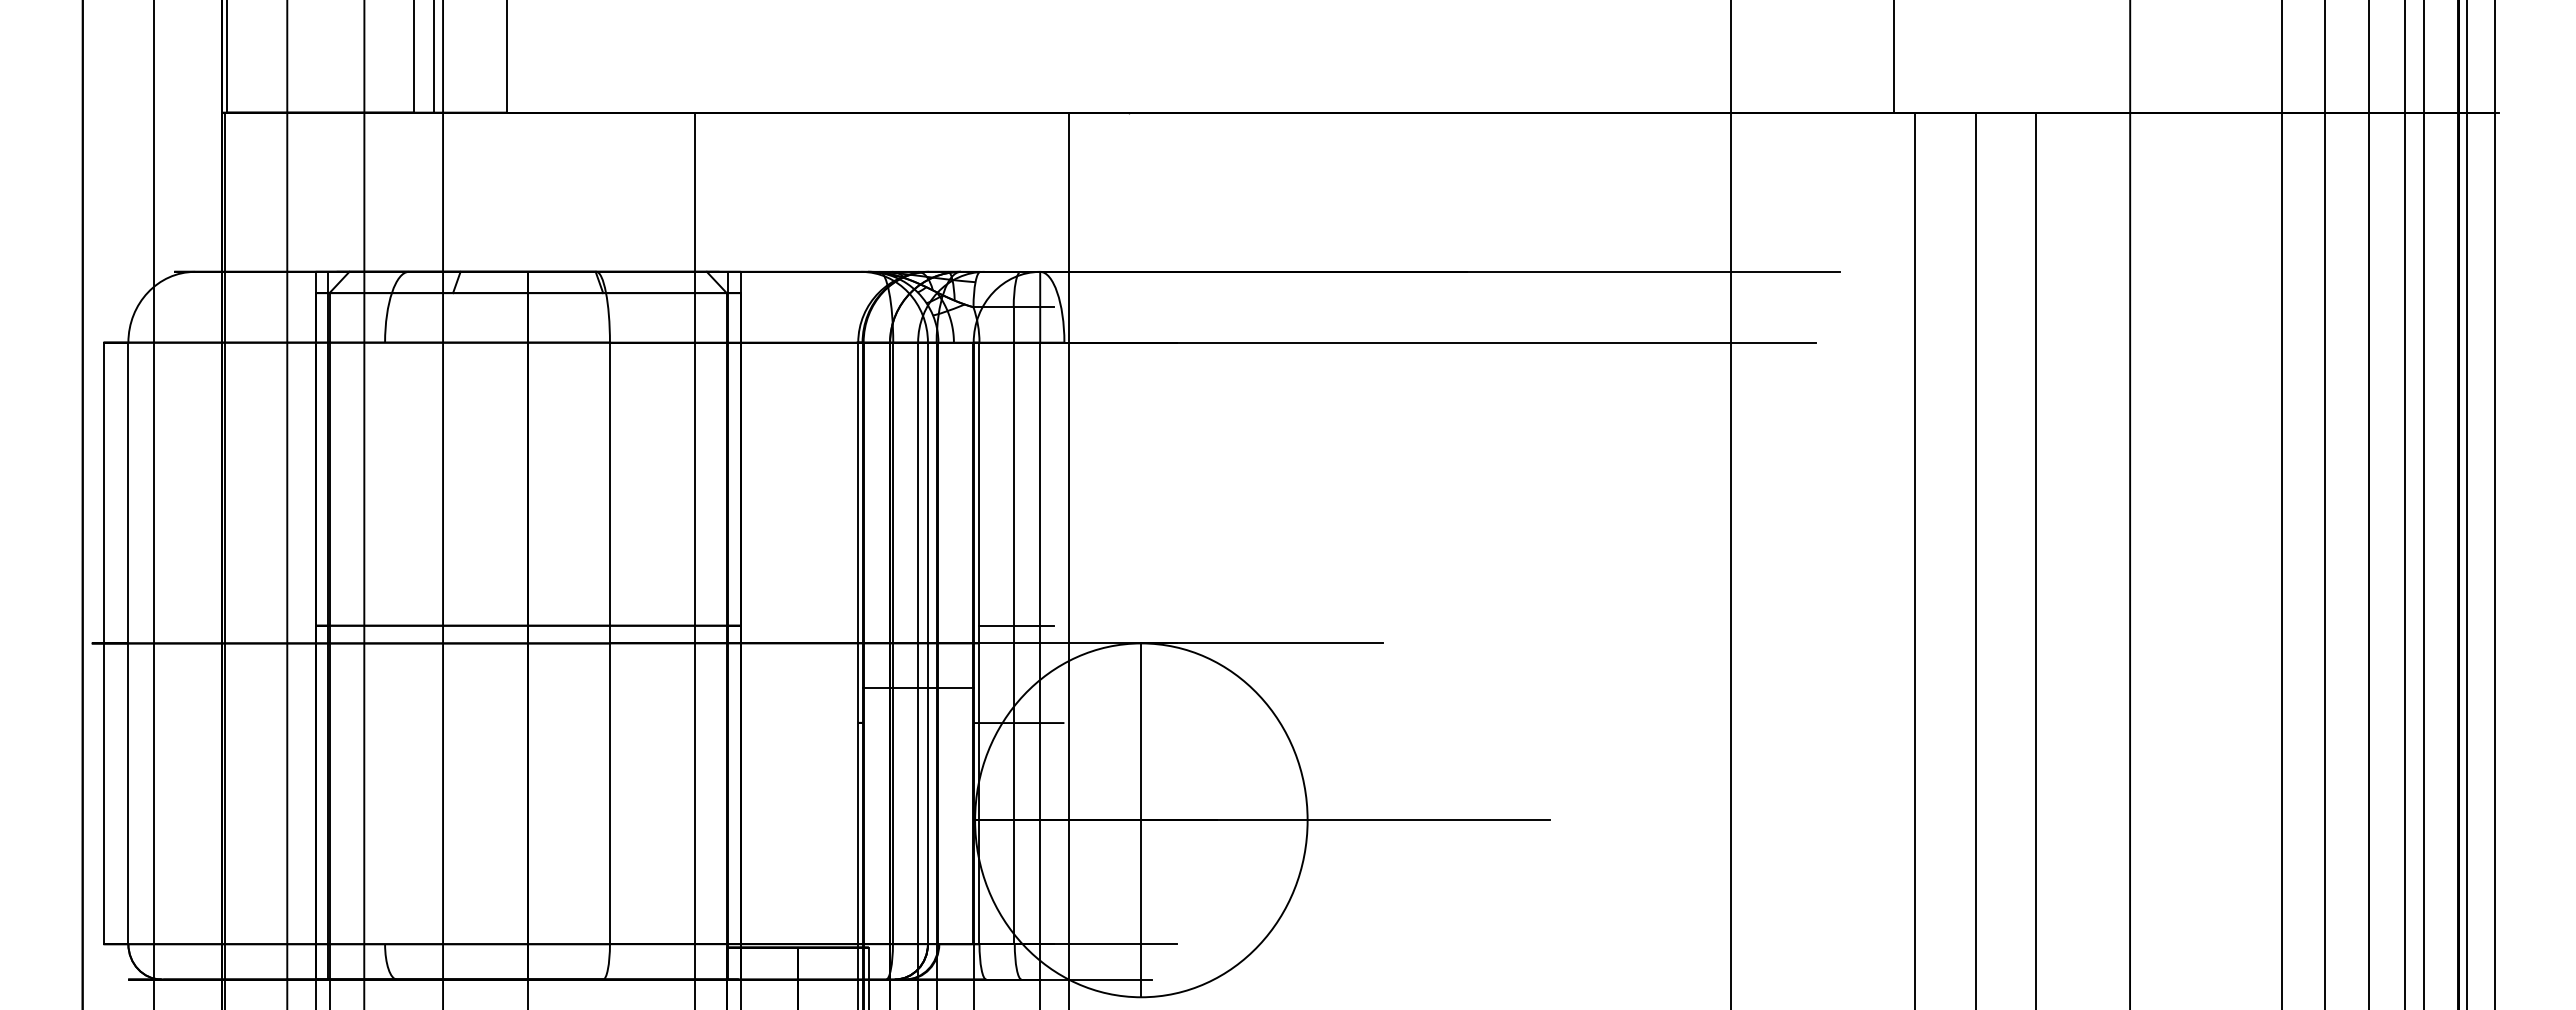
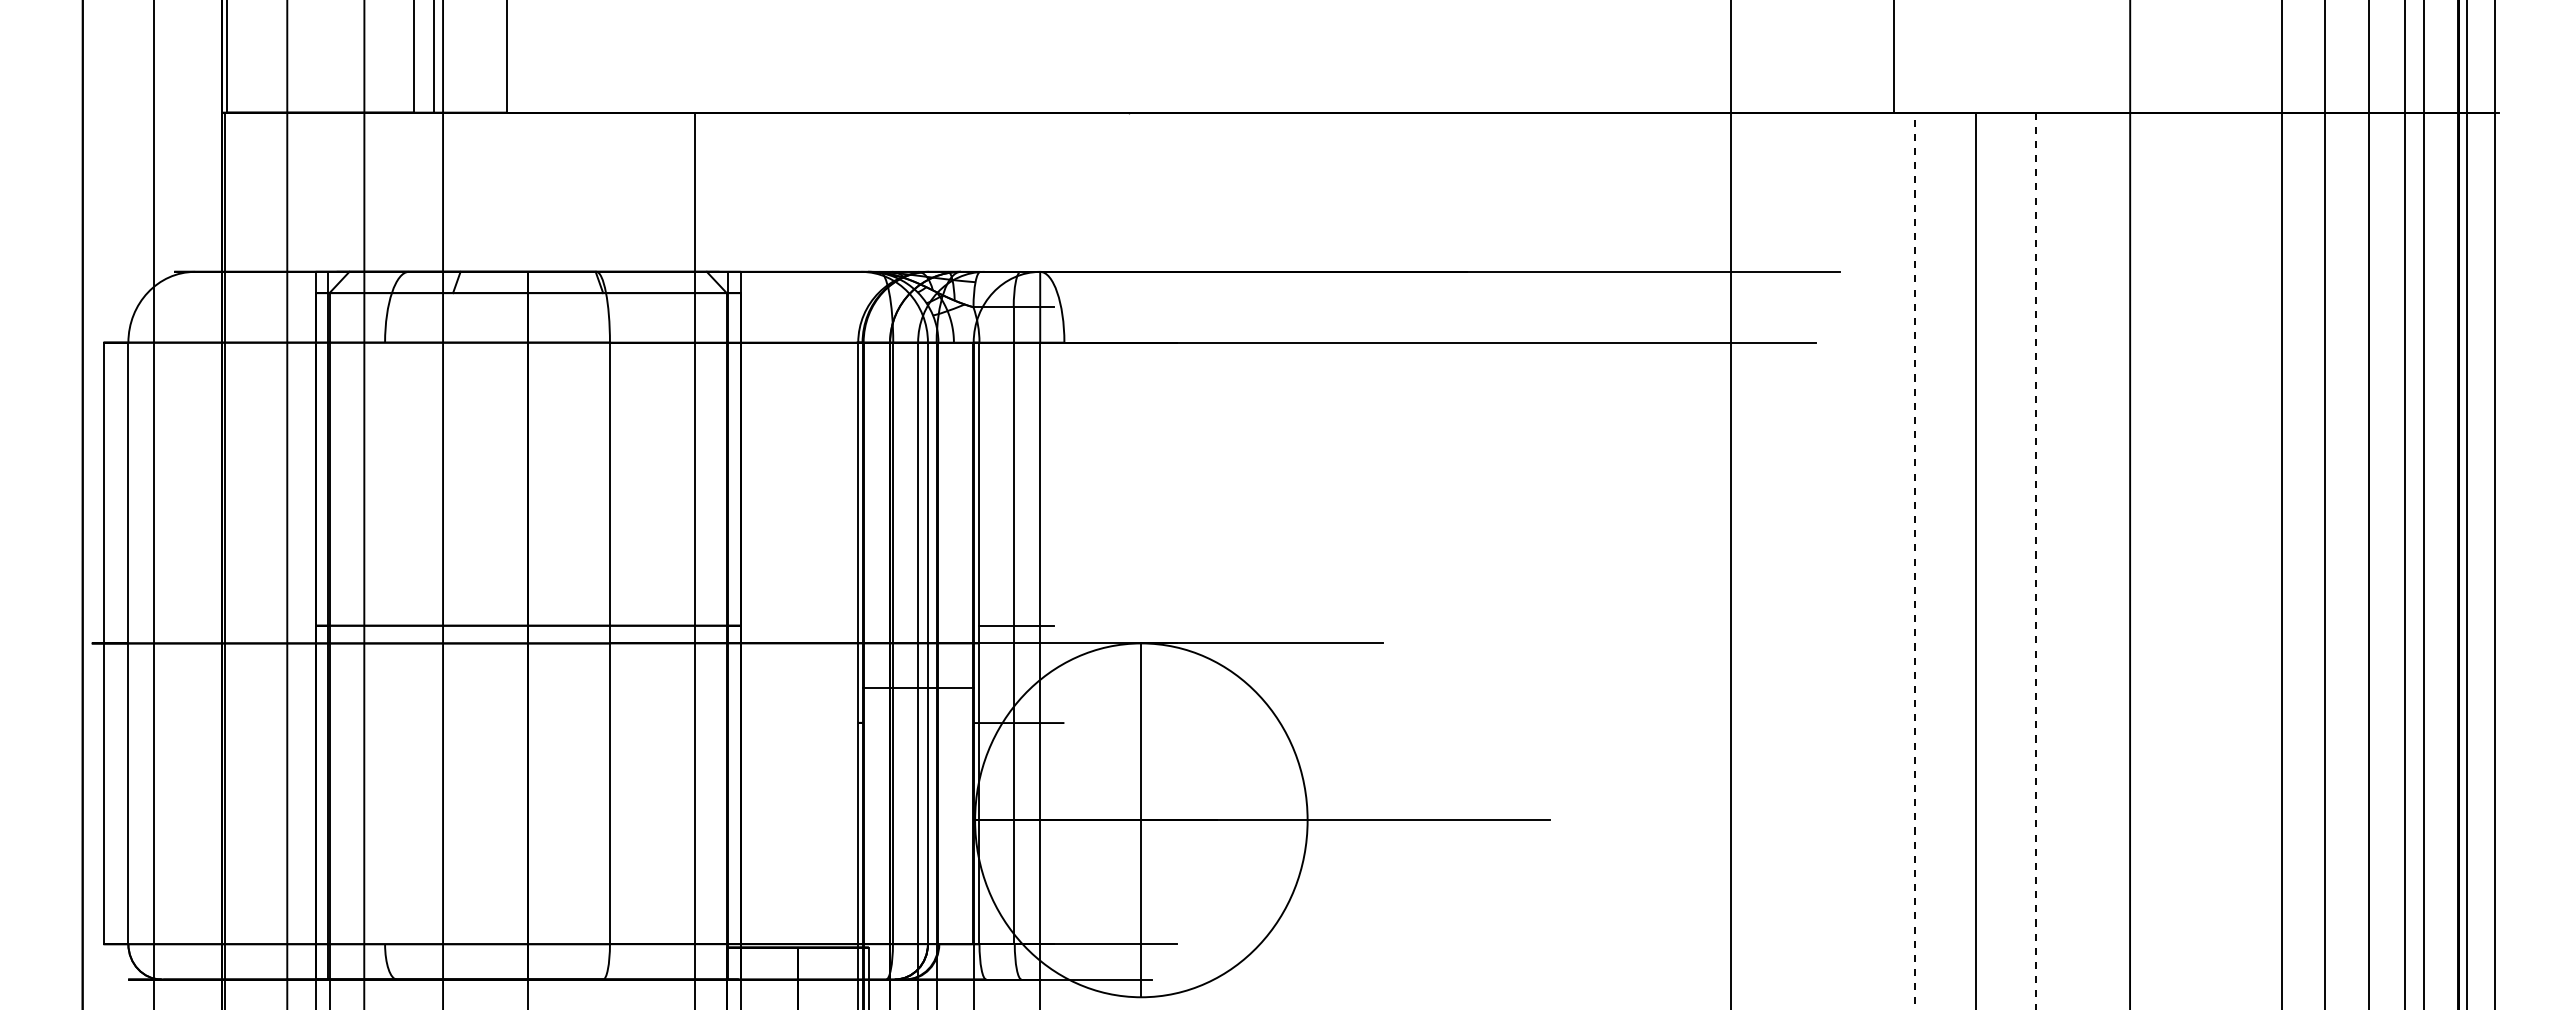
line: present -> none (1068, 559)
line: solid -> dashed (1915, 560)
line: solid -> dashed (2036, 561)
